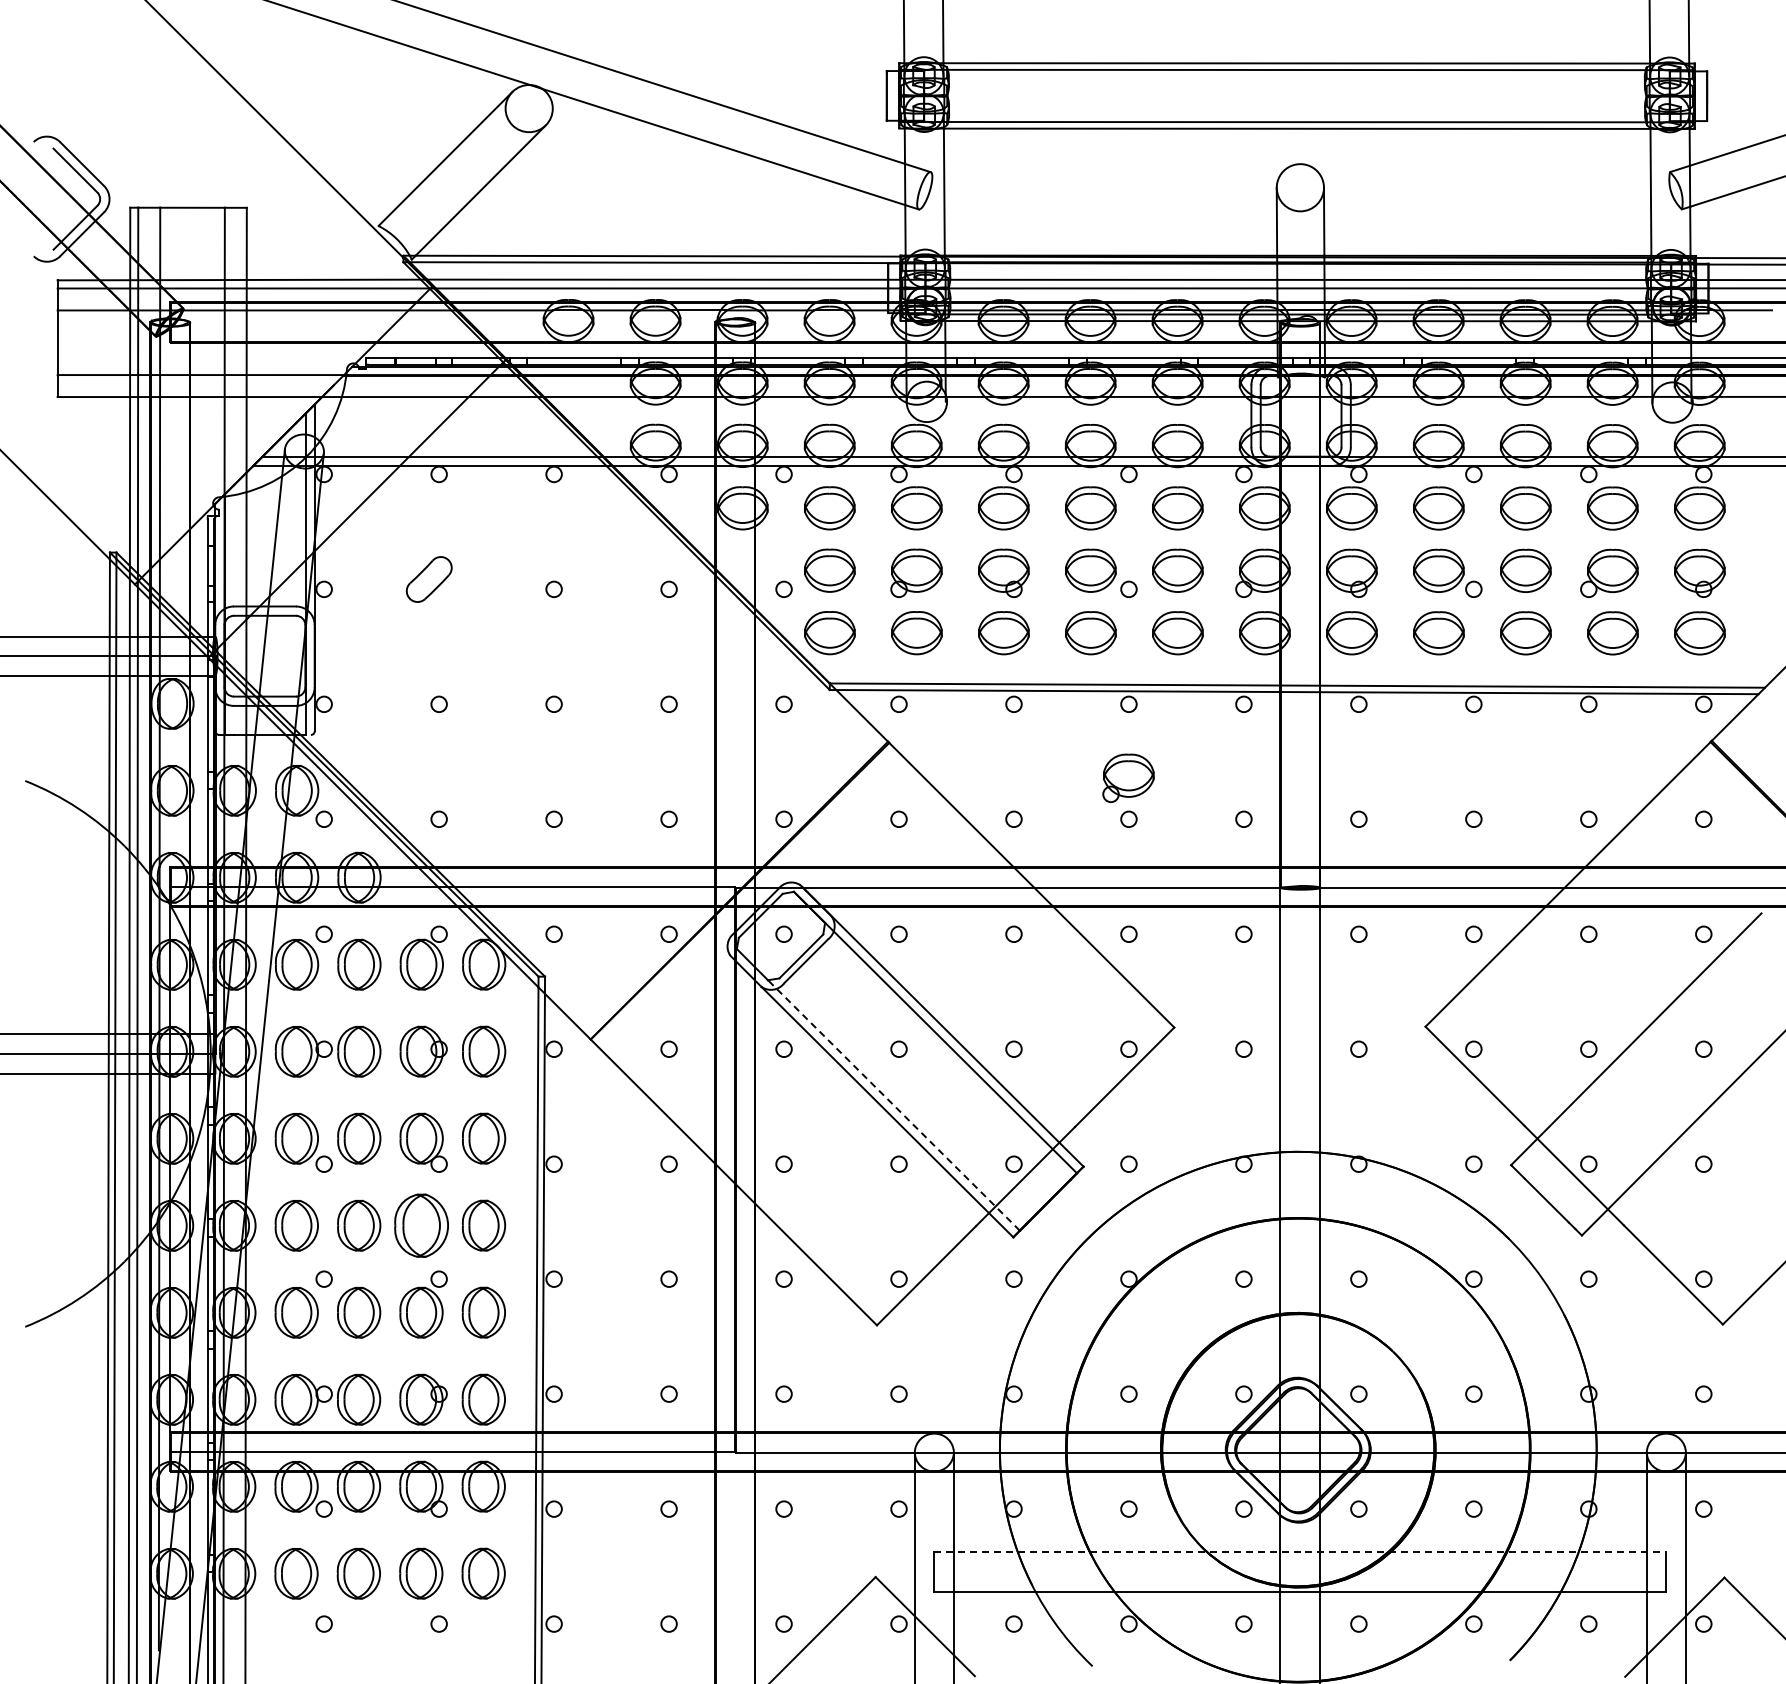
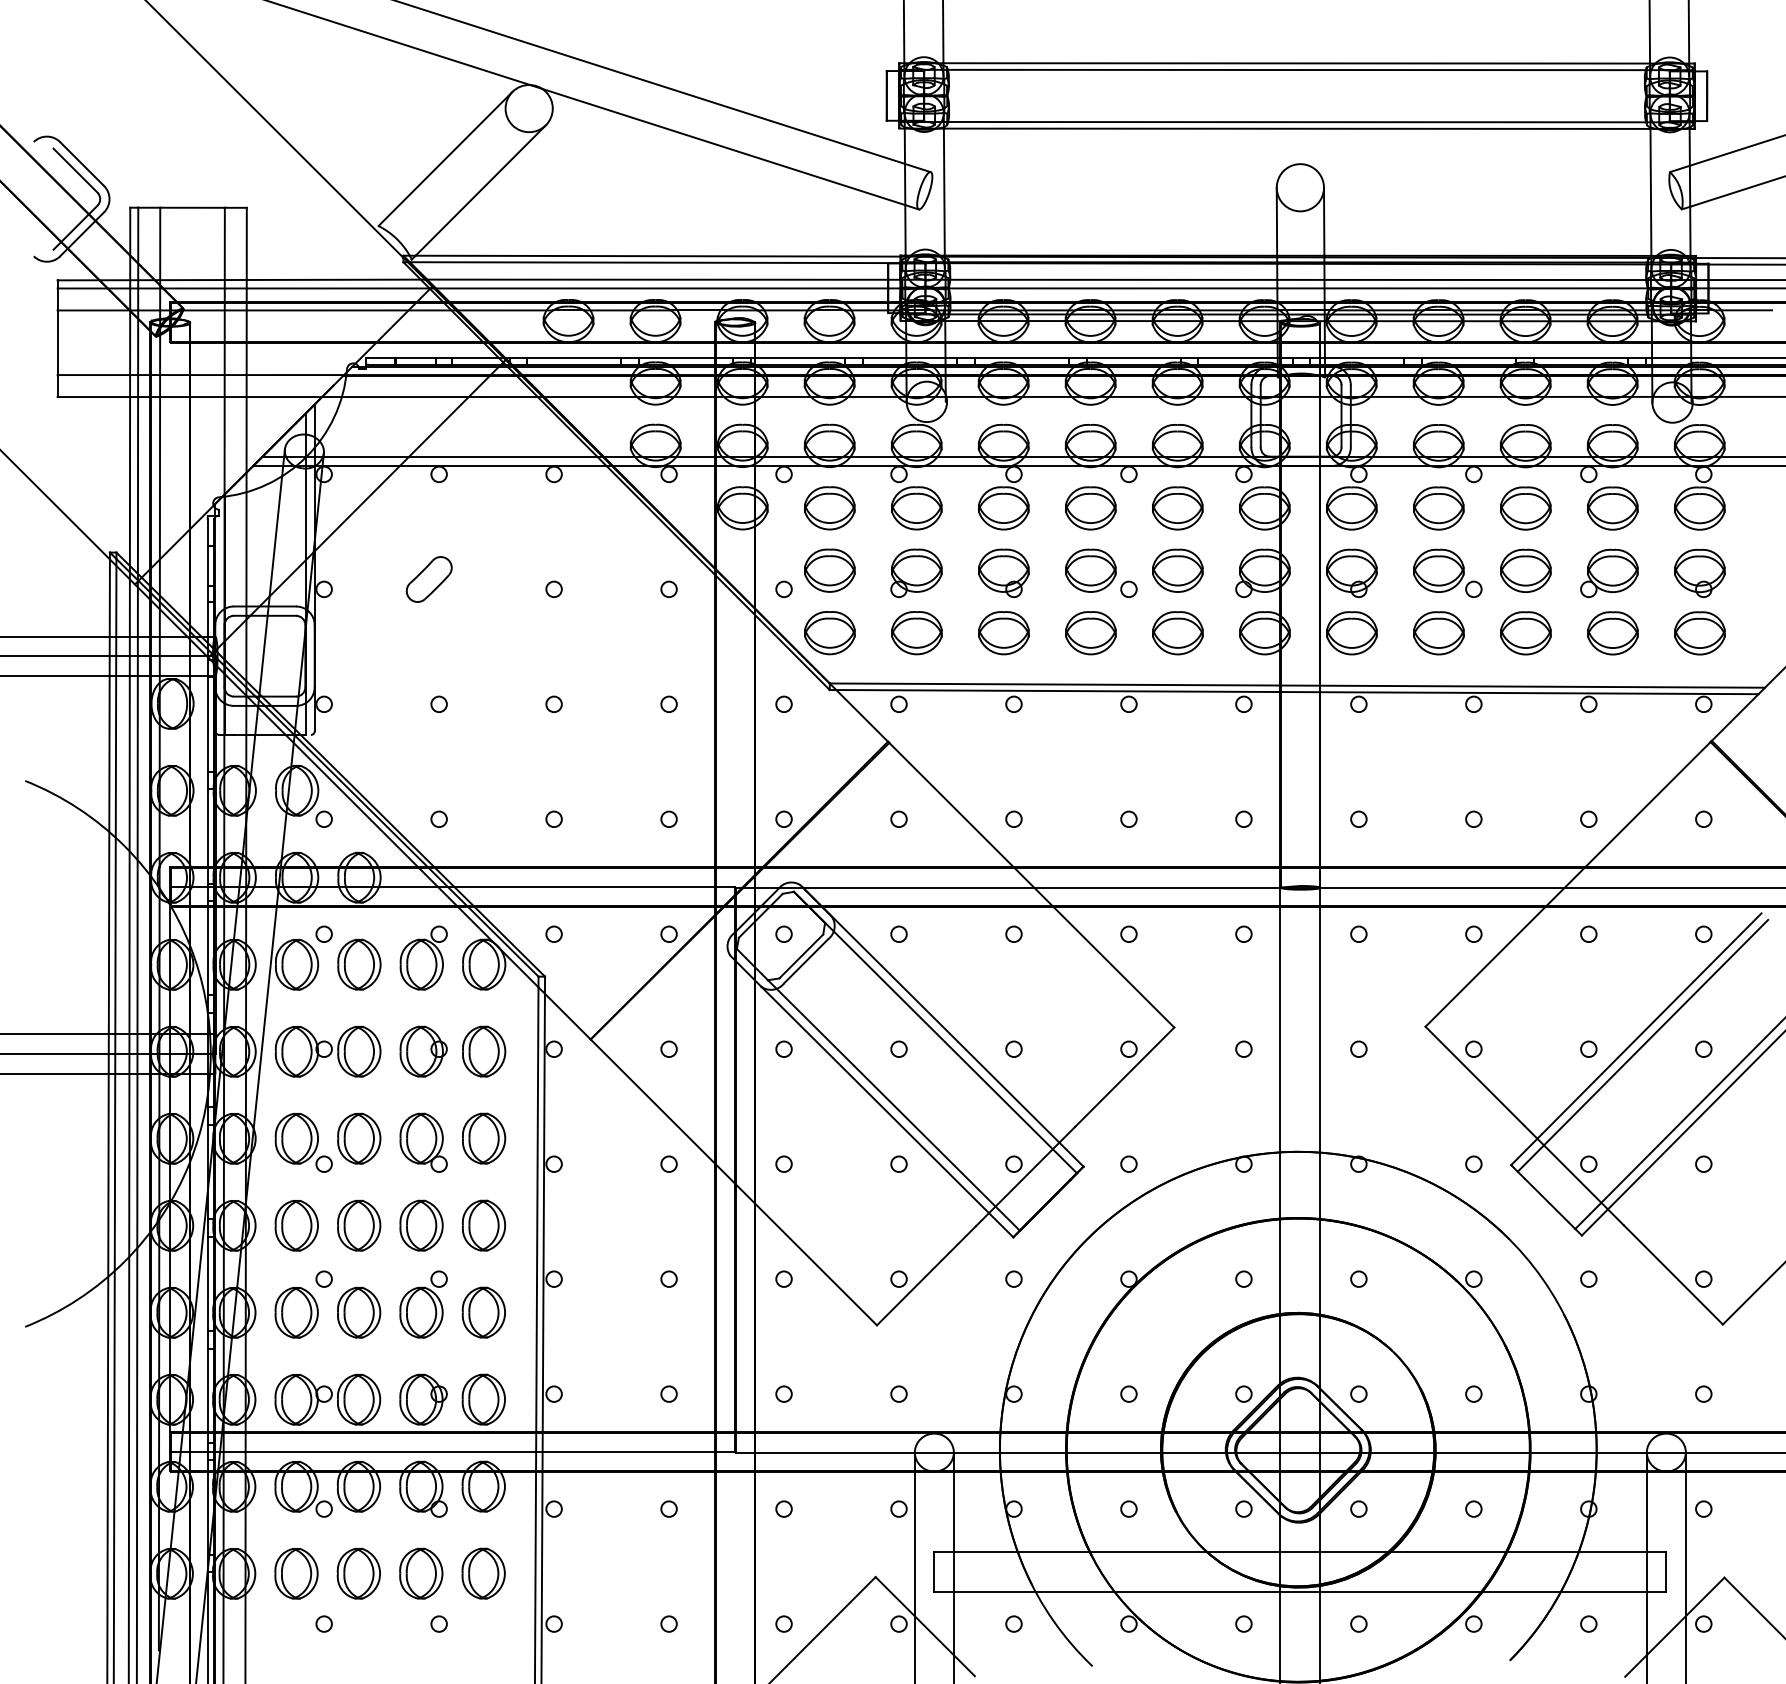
part: present -> none (1128, 777)
line: none -> present (1642, 1045)
line: dashed -> solid (893, 1105)
line: none -> present (1678, 1124)
part size: 55x65 px -> 45x53 px (421, 1225)
line: dashed -> solid (1300, 1552)
